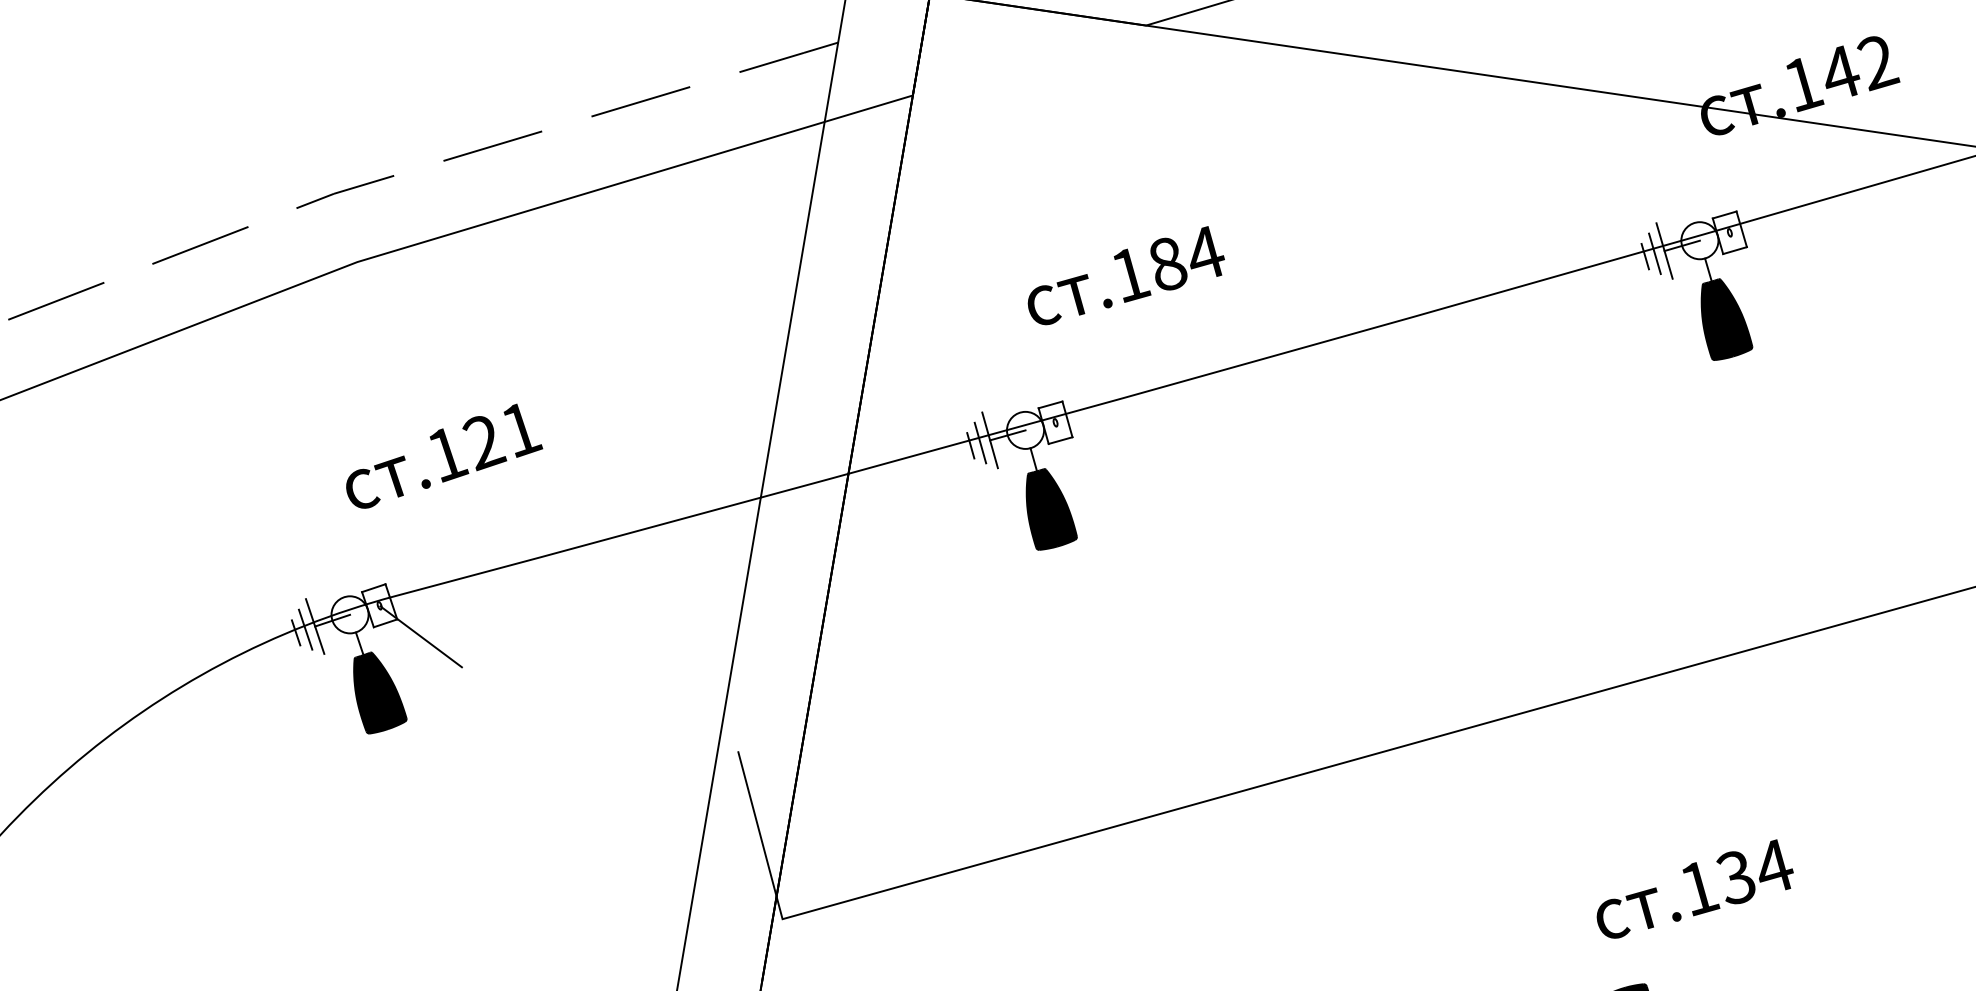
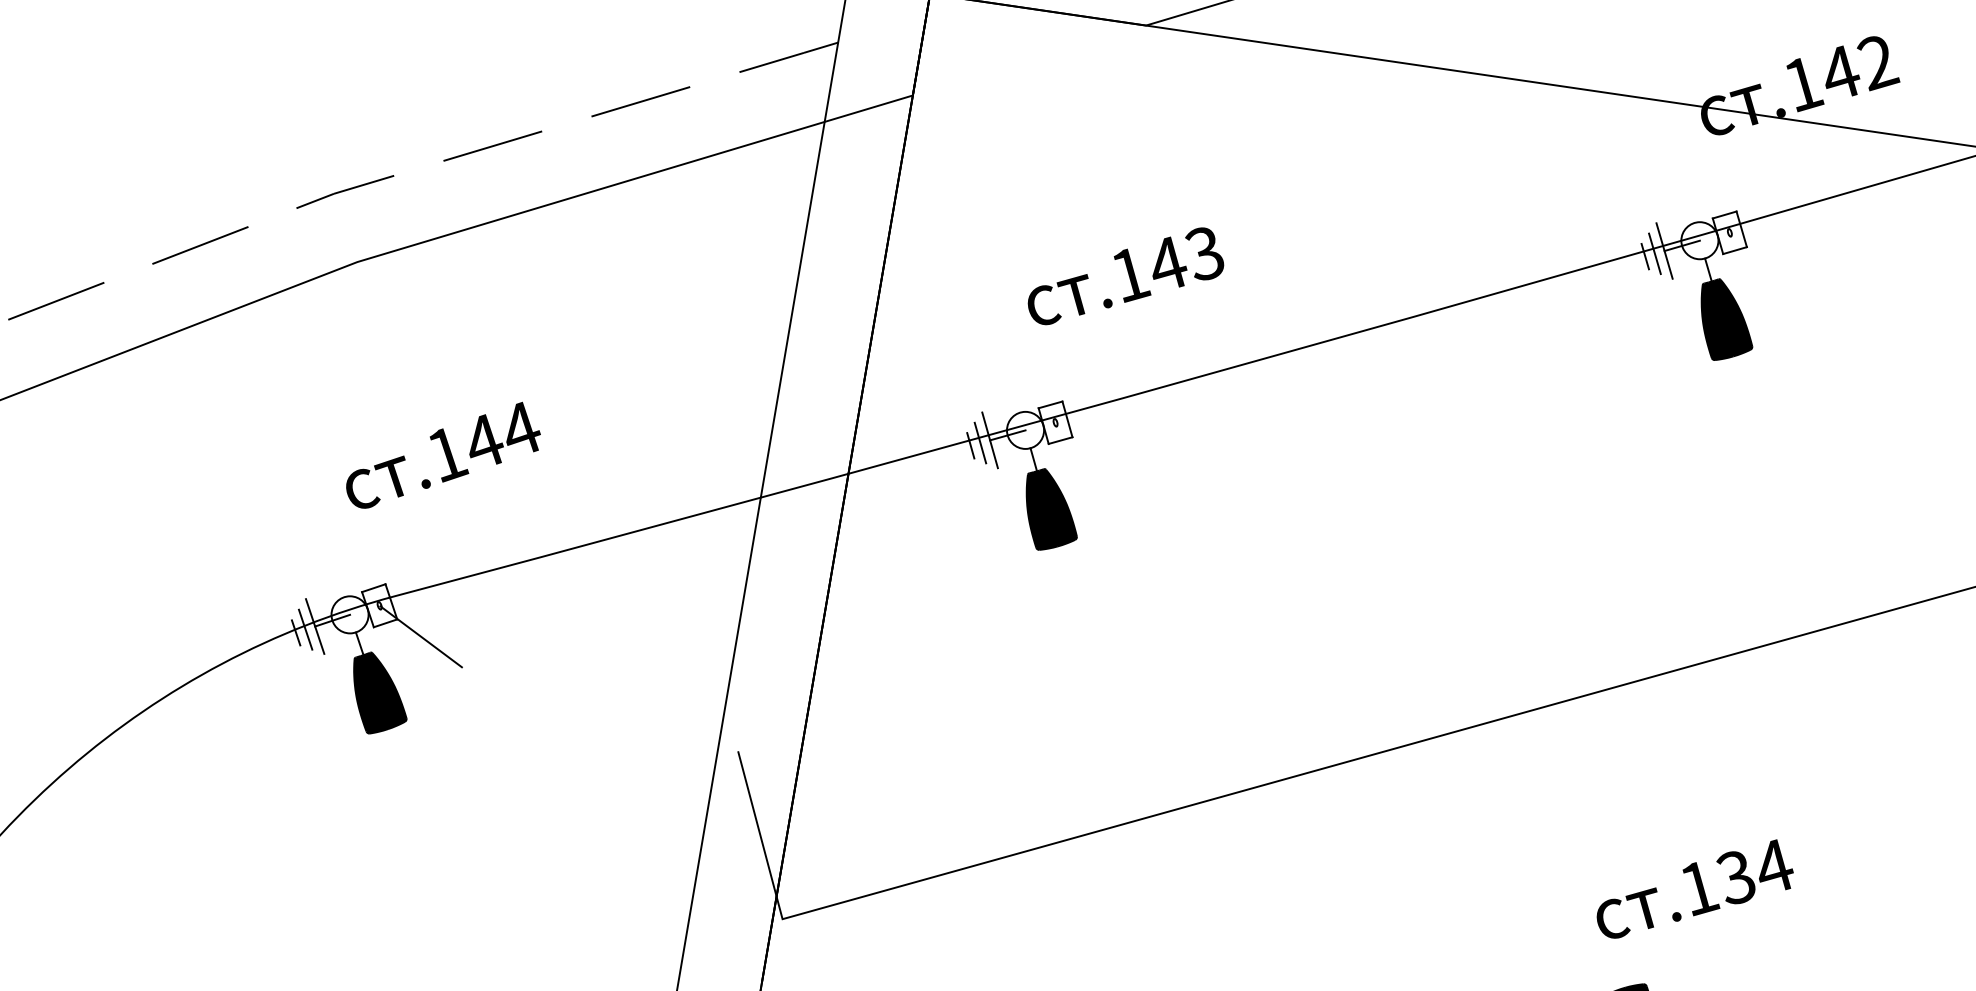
text: .184 -> .143 (1187, 258)
text: .121 -> .144 (502, 436)
